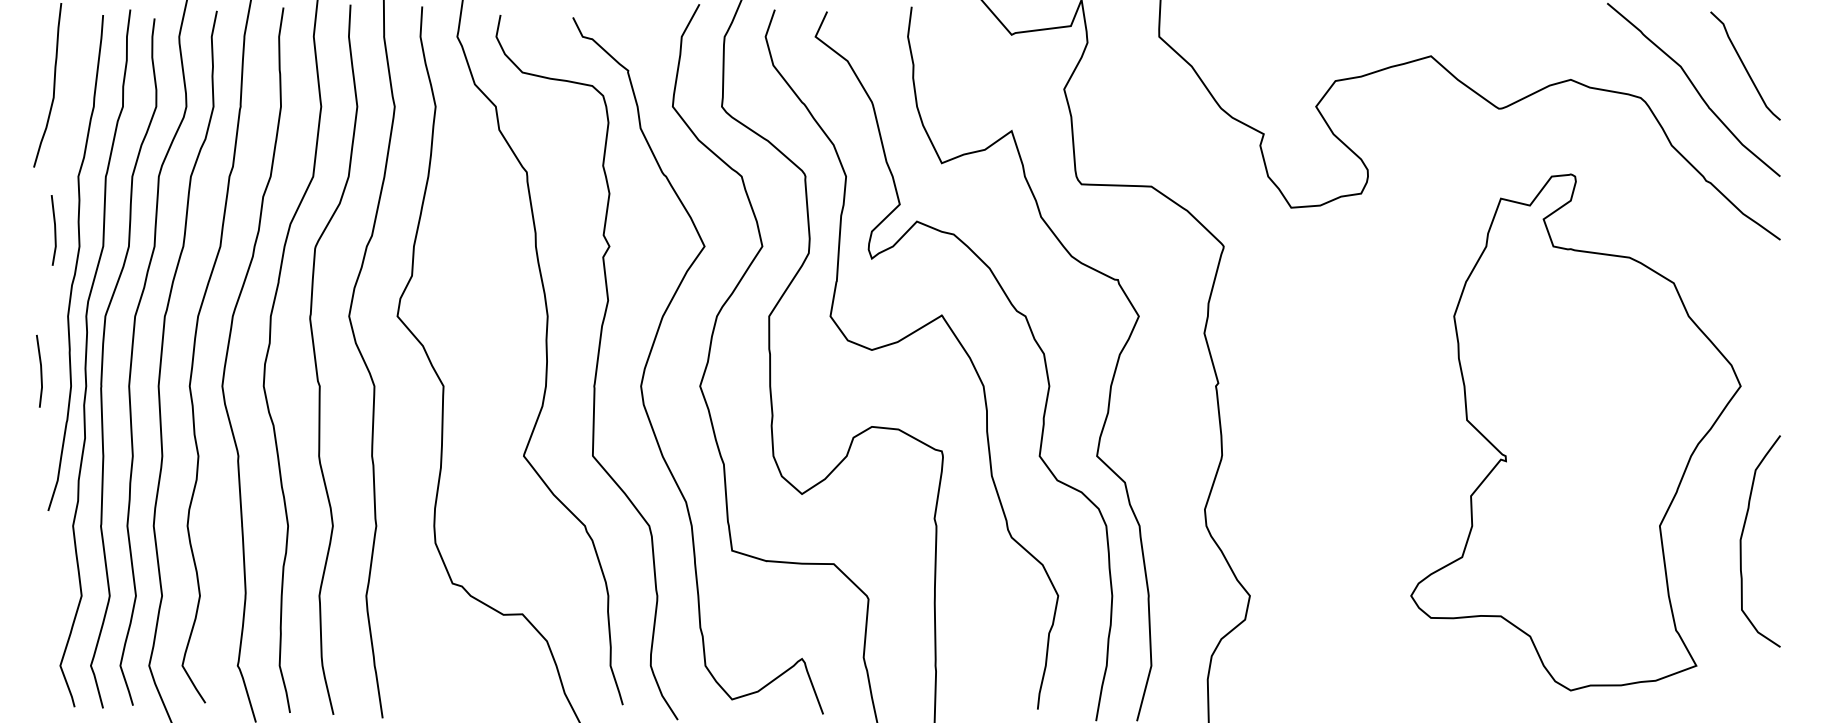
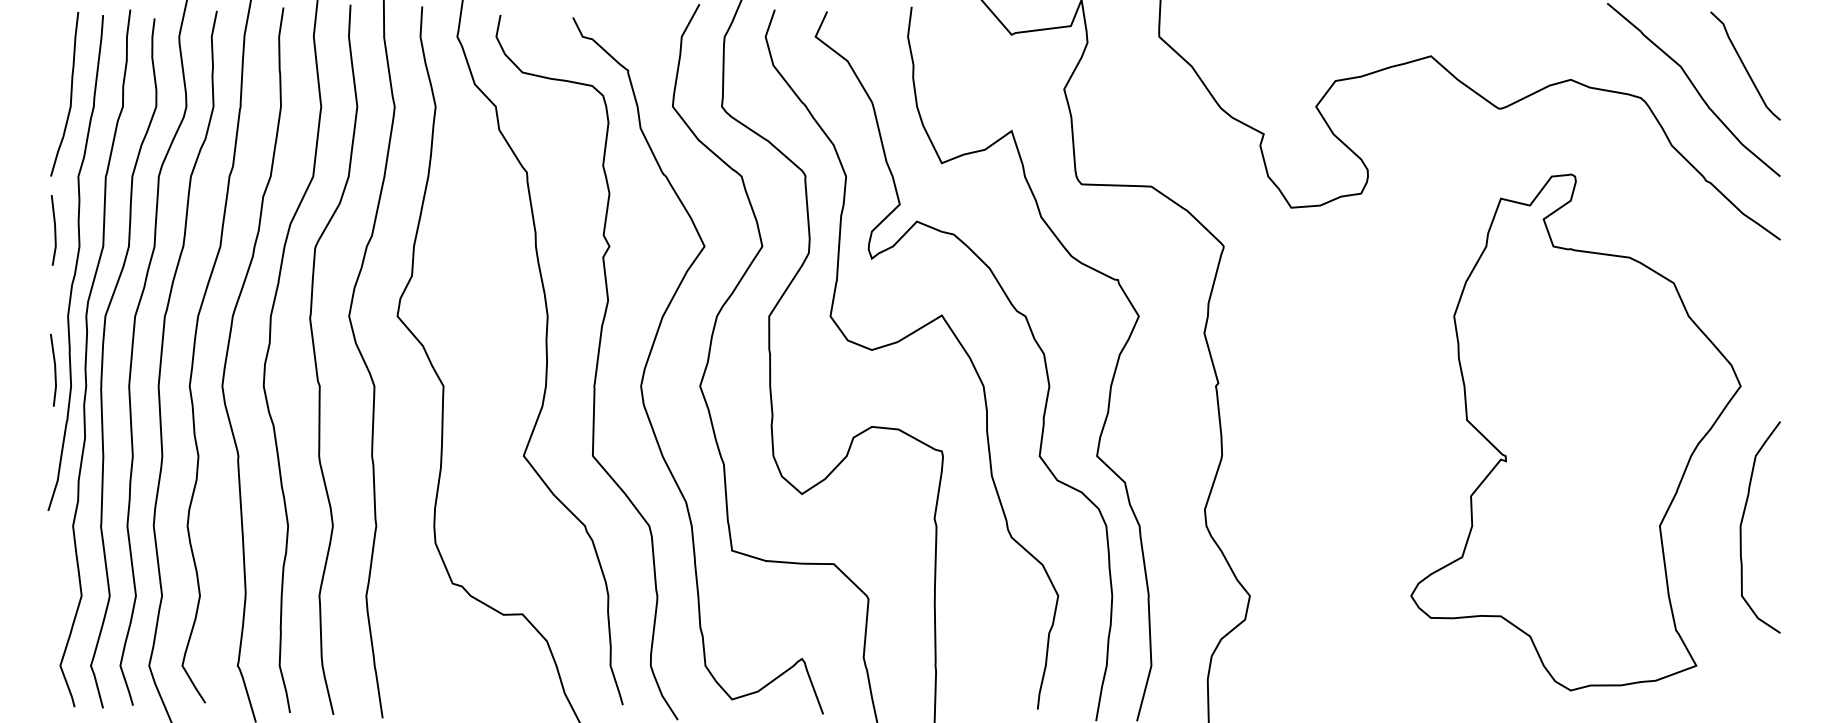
curve position: (53, 85) -> (70, 94) (70, 94)
line position: (40, 370) -> (54, 369) (54, 369)
curve position: (1742, 537) -> (1742, 523) (1742, 523)
